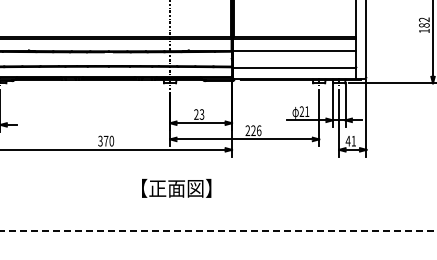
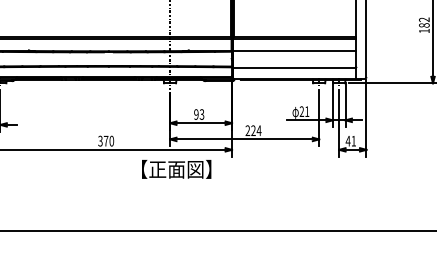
text: 23 -> 93 (196, 114)
text: 226 -> 224 (258, 130)
text position: (176, 188) -> (176, 169) (176, 169)
line: dashed -> solid (218, 230)
